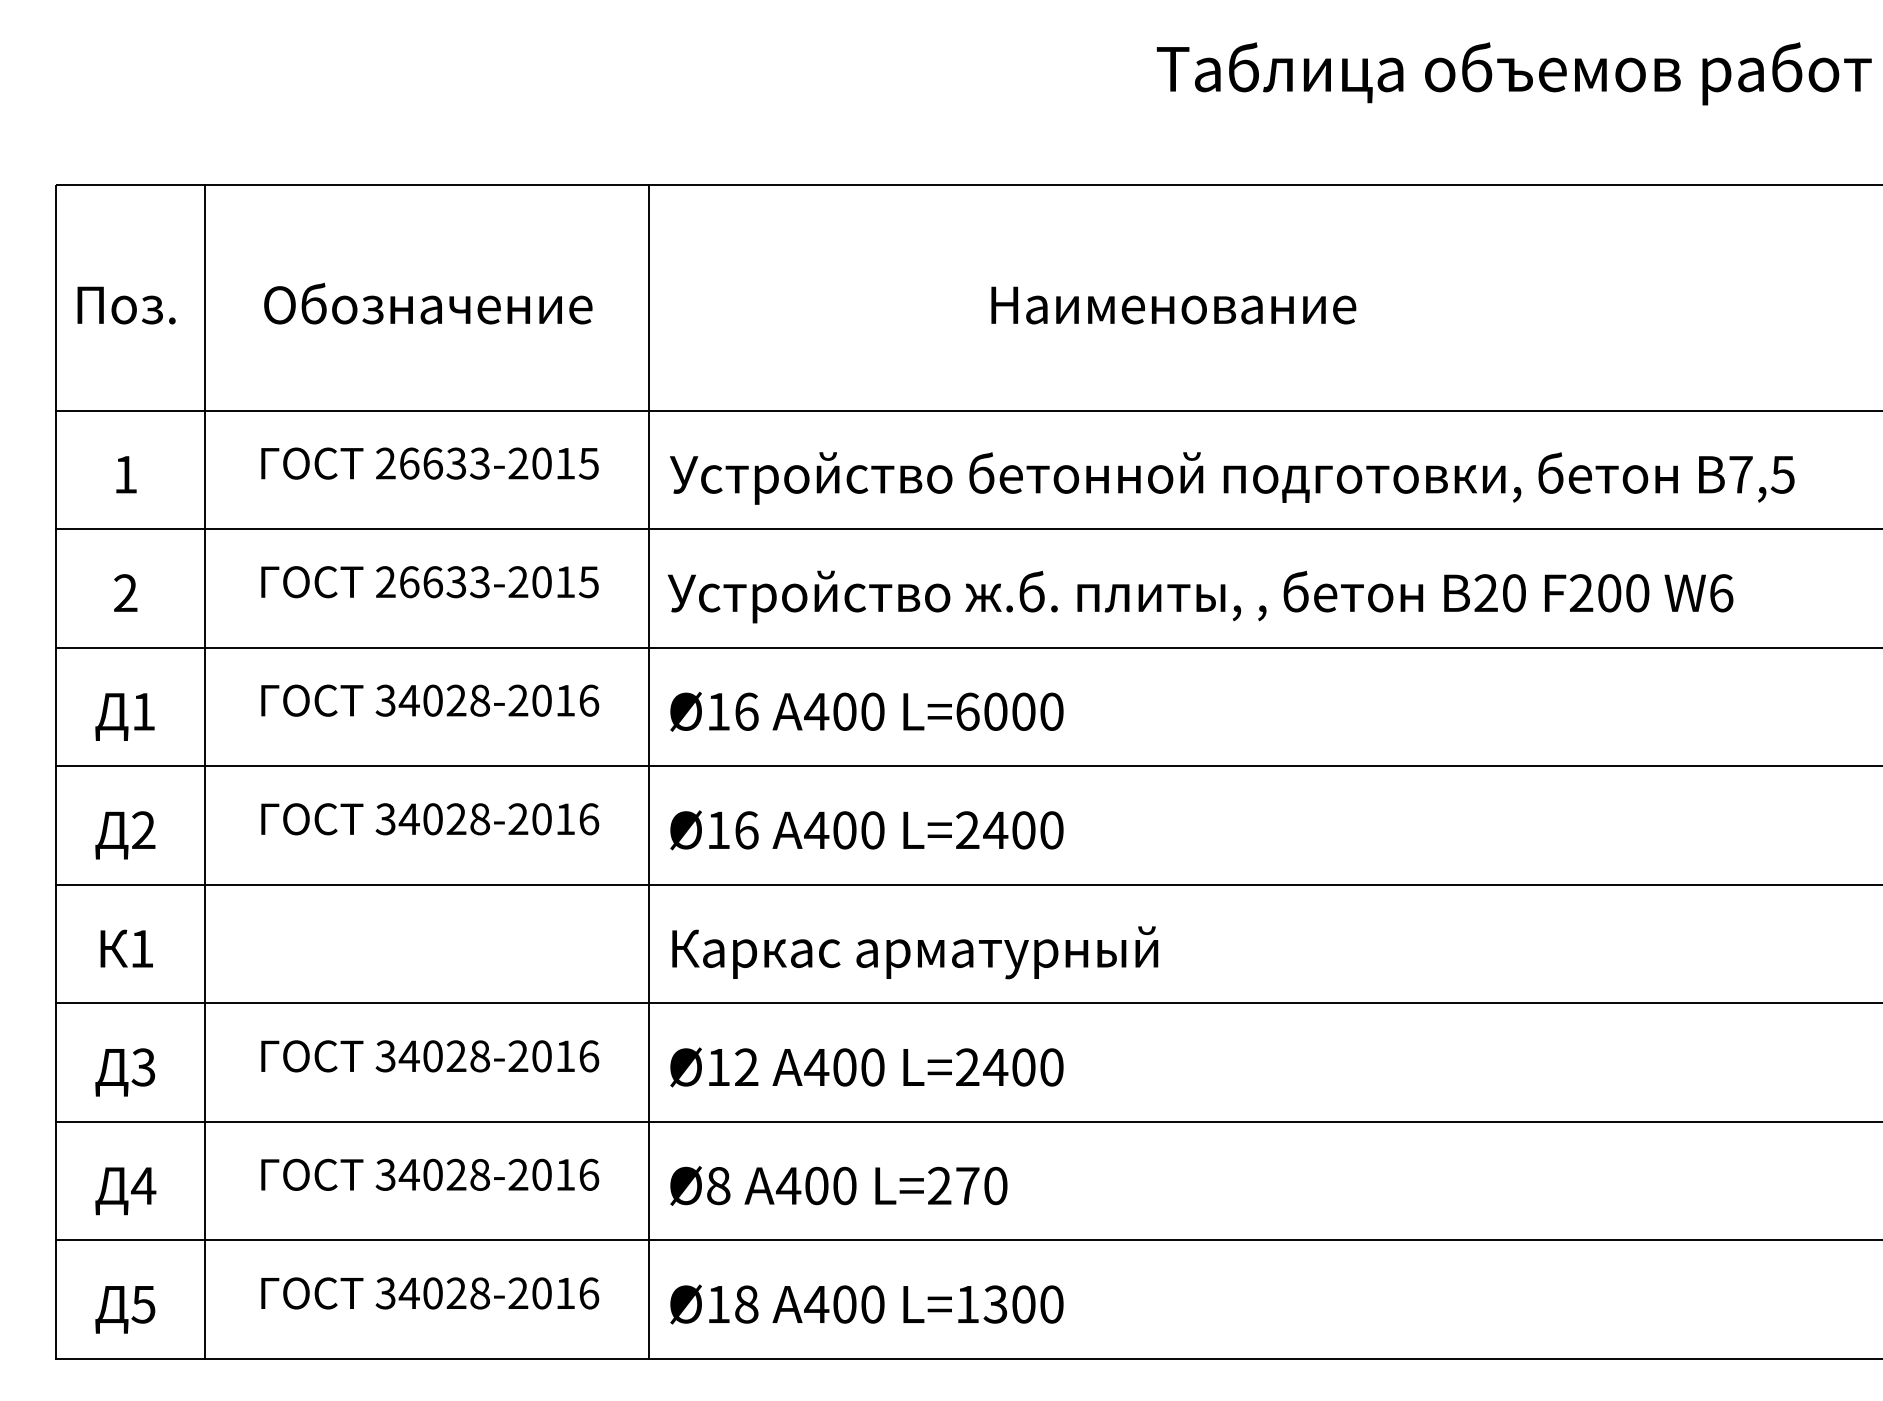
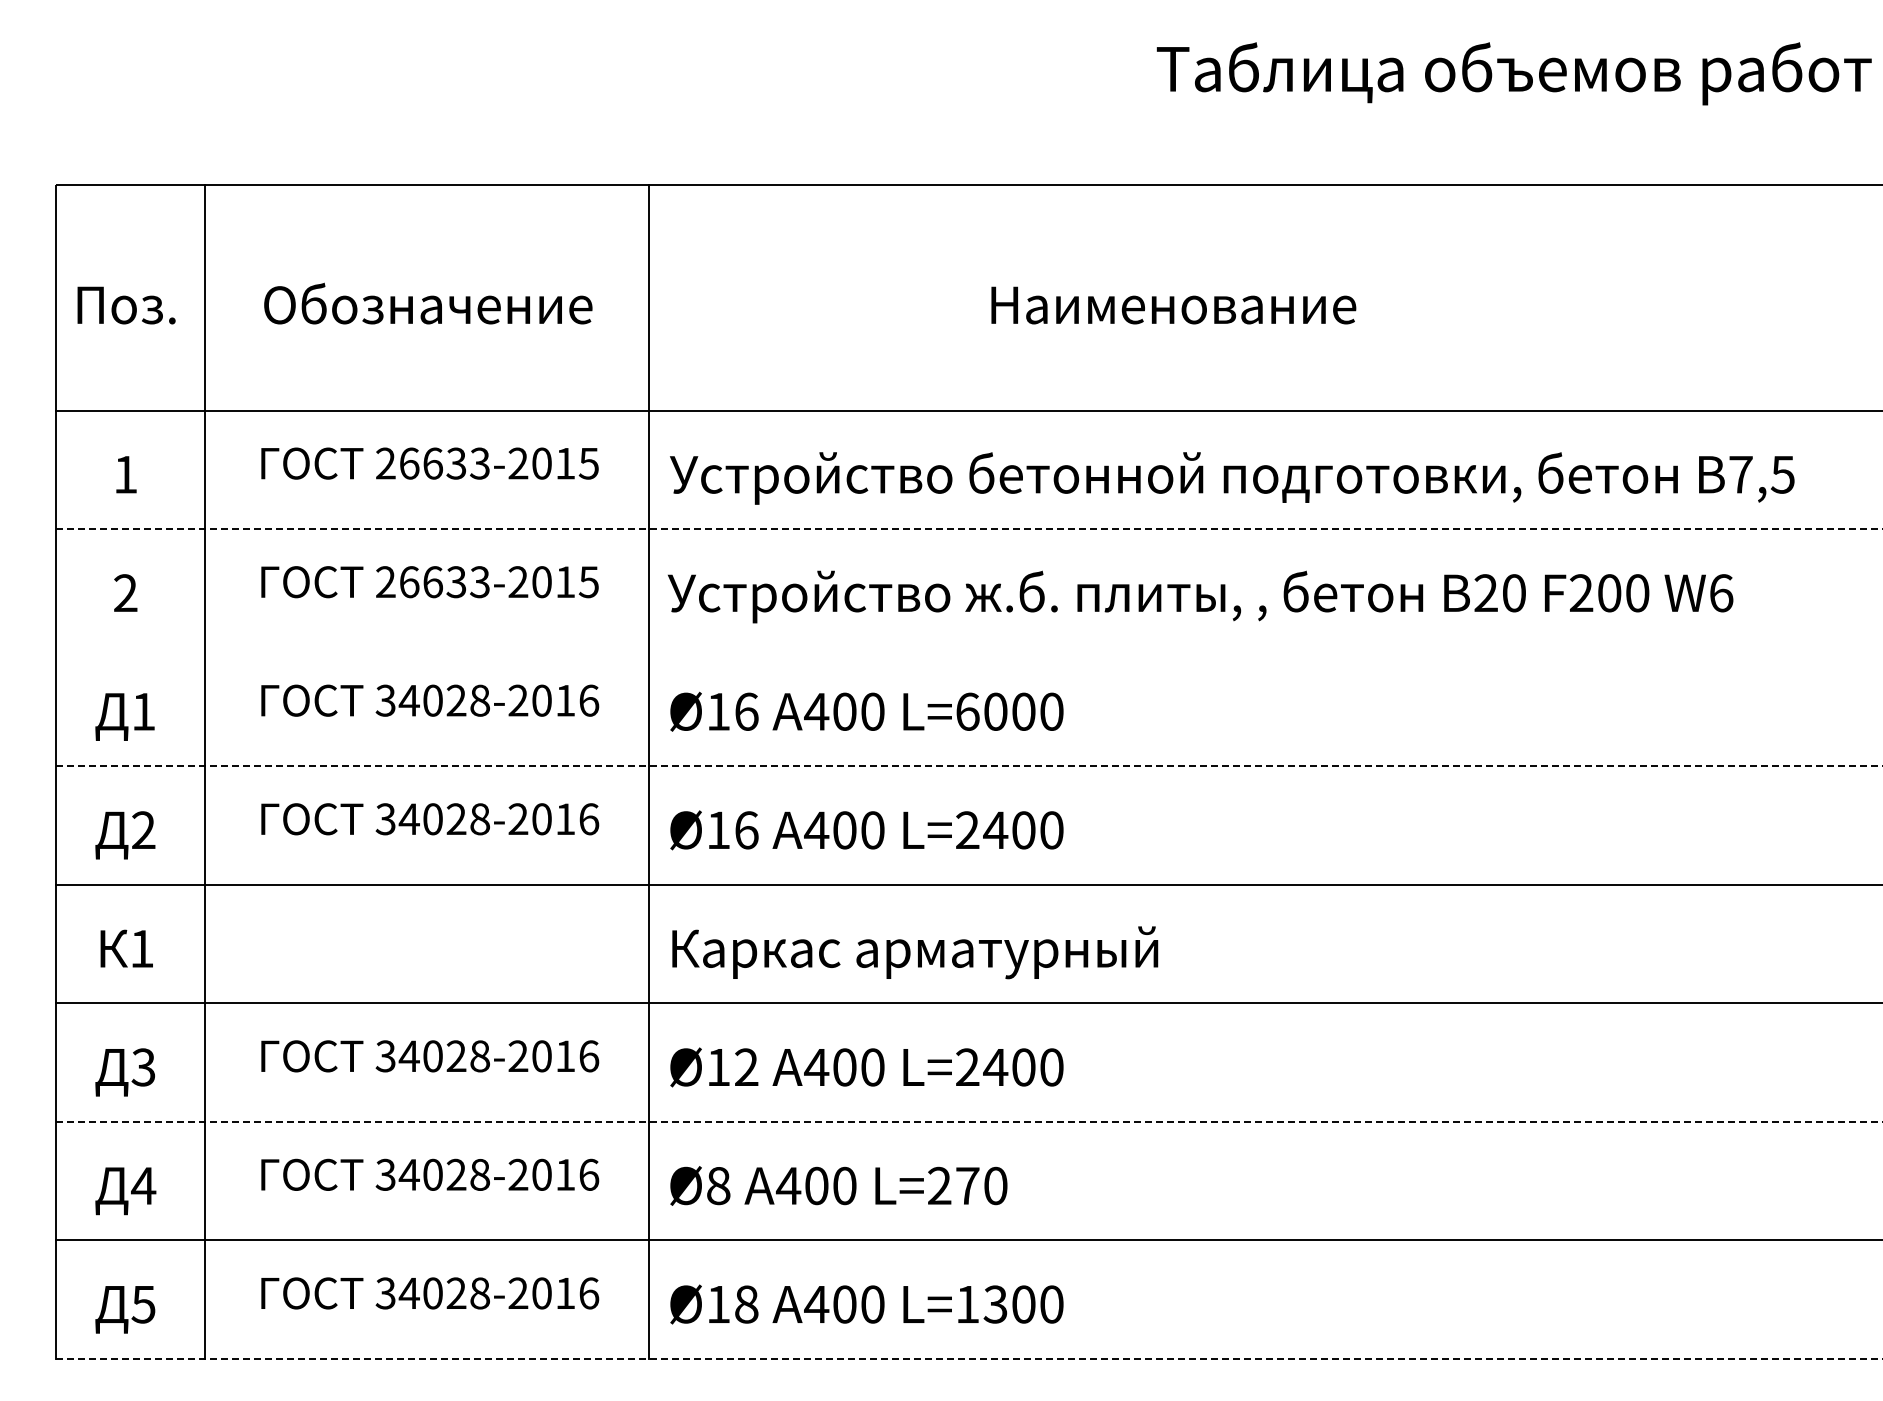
line: solid -> dashed (969, 529)
line: present -> none (967, 647)
line: solid -> dashed (969, 766)
line: solid -> dashed (969, 1121)
line: solid -> dashed (969, 1358)
